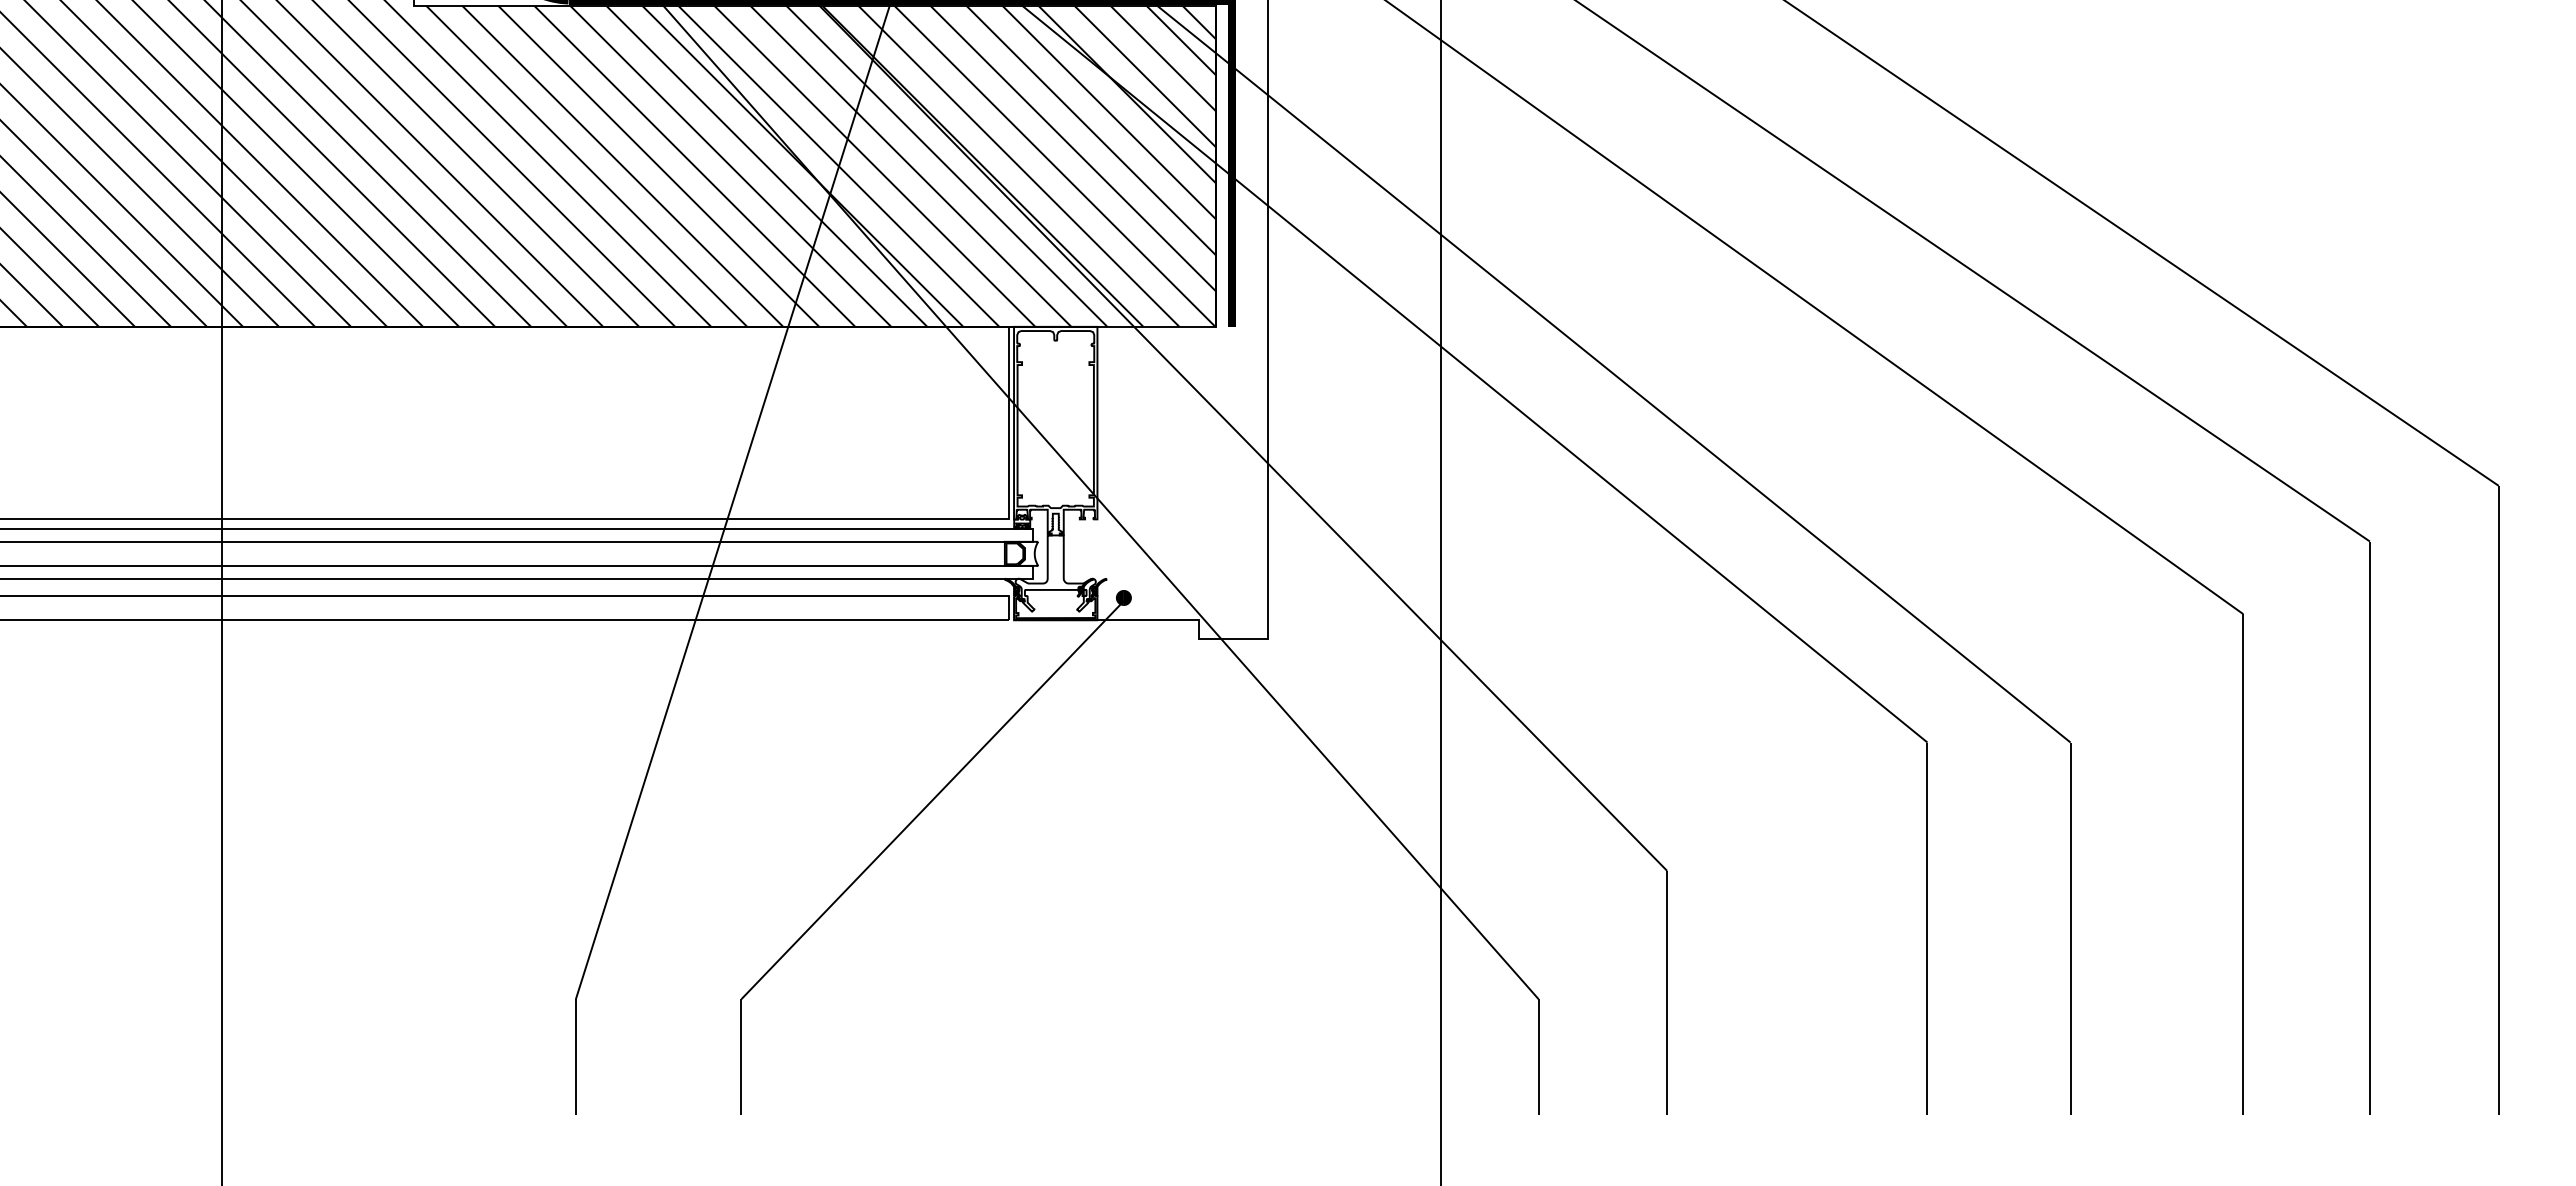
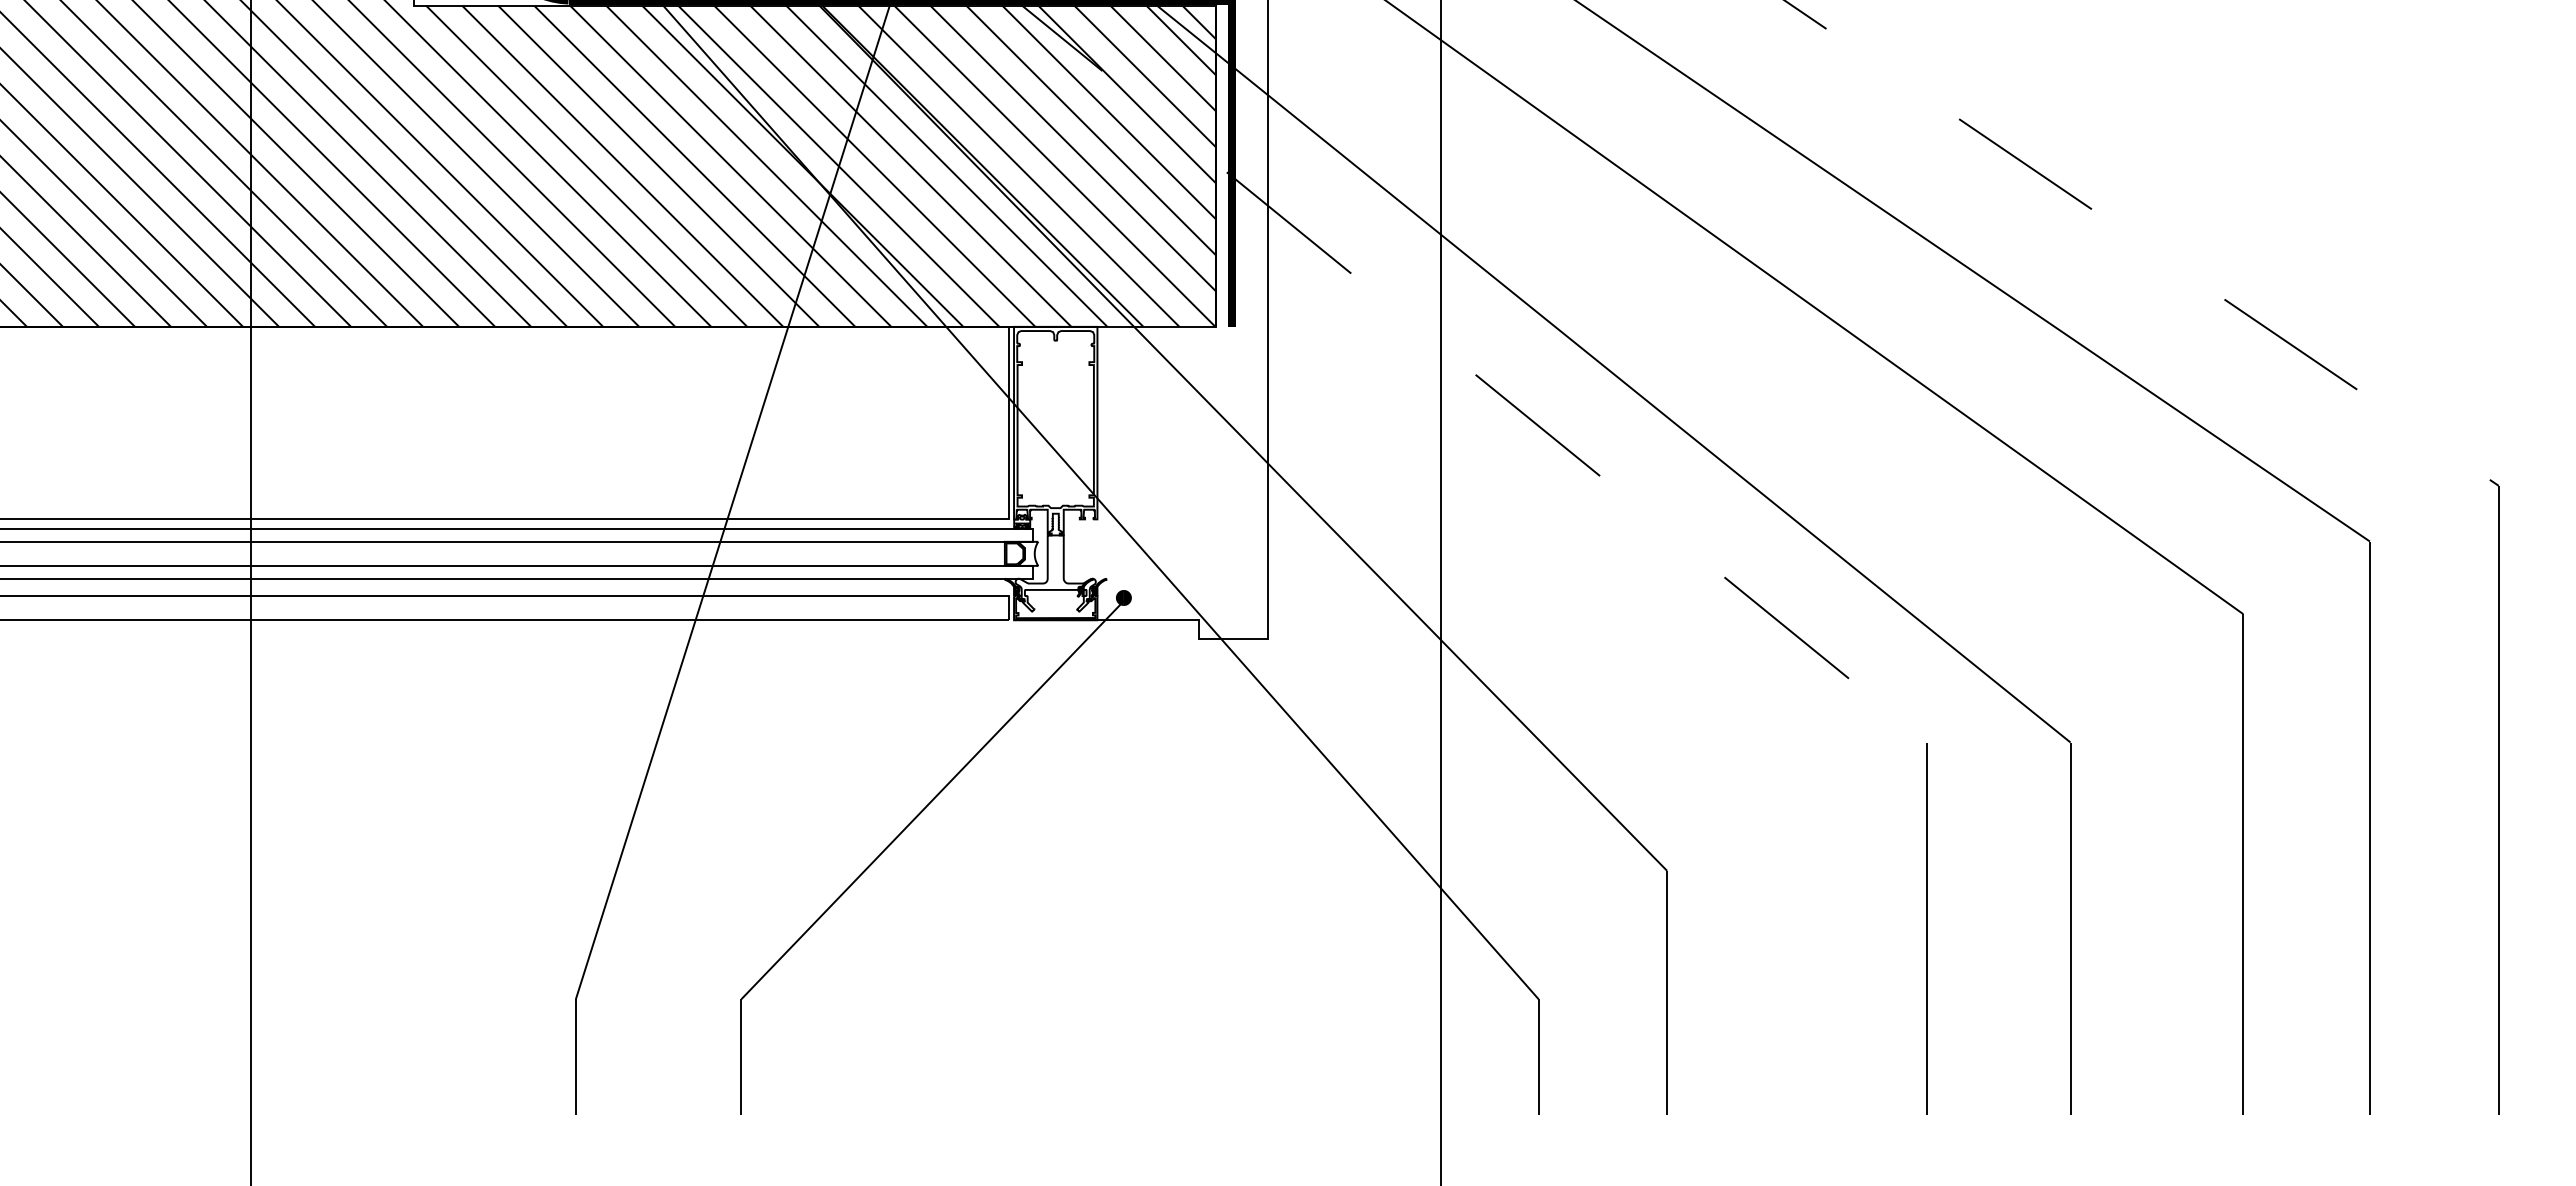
line: solid -> dashed (2141, 243)
line: solid -> dashed (1471, 371)
line position: (221, 592) -> (250, 592) (250, 592)
